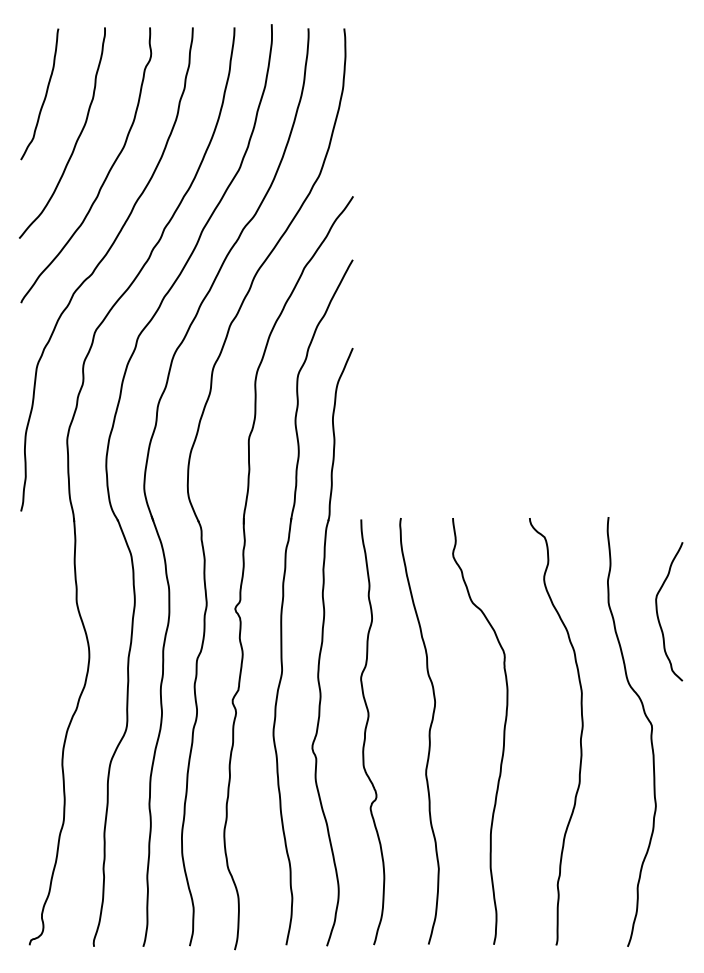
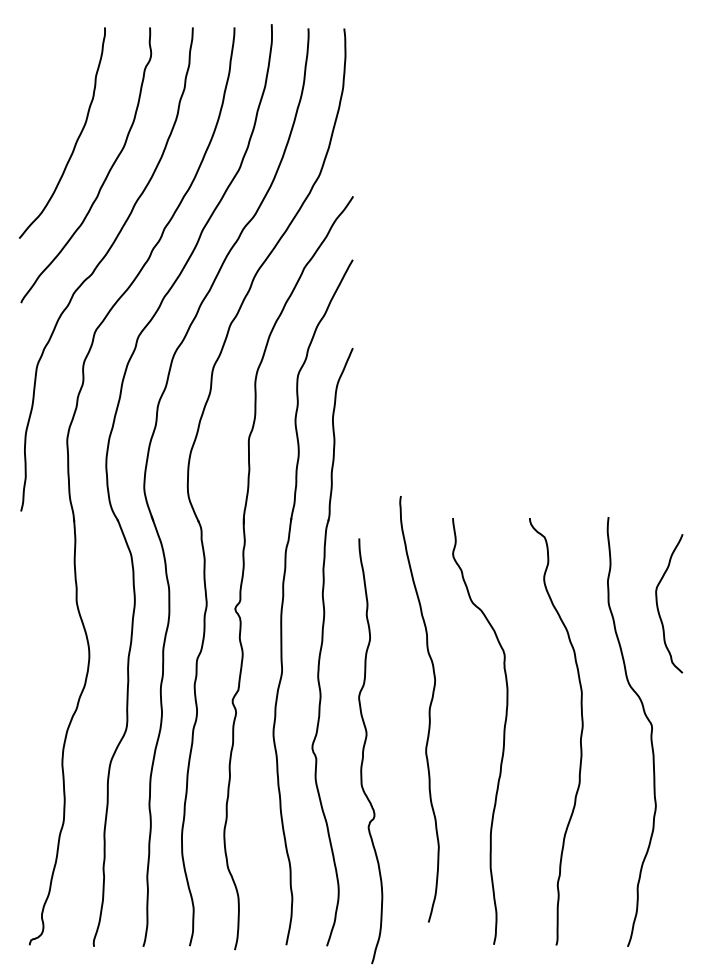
curve: present -> none (44, 96)
curve position: (658, 613) -> (658, 605) (658, 605)
curve position: (366, 731) -> (364, 750) (364, 750)
curve position: (428, 731) -> (428, 709) (428, 709)
